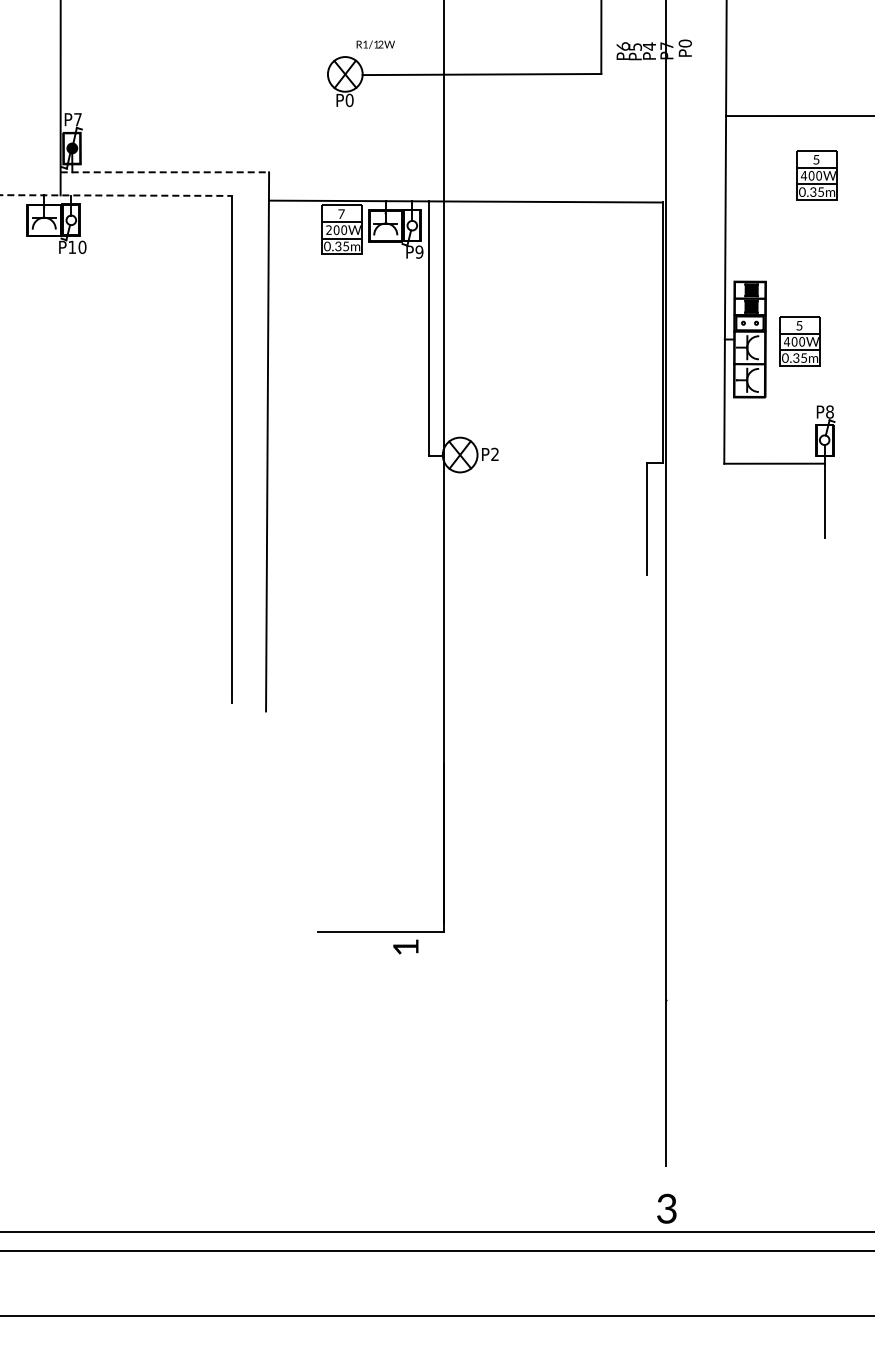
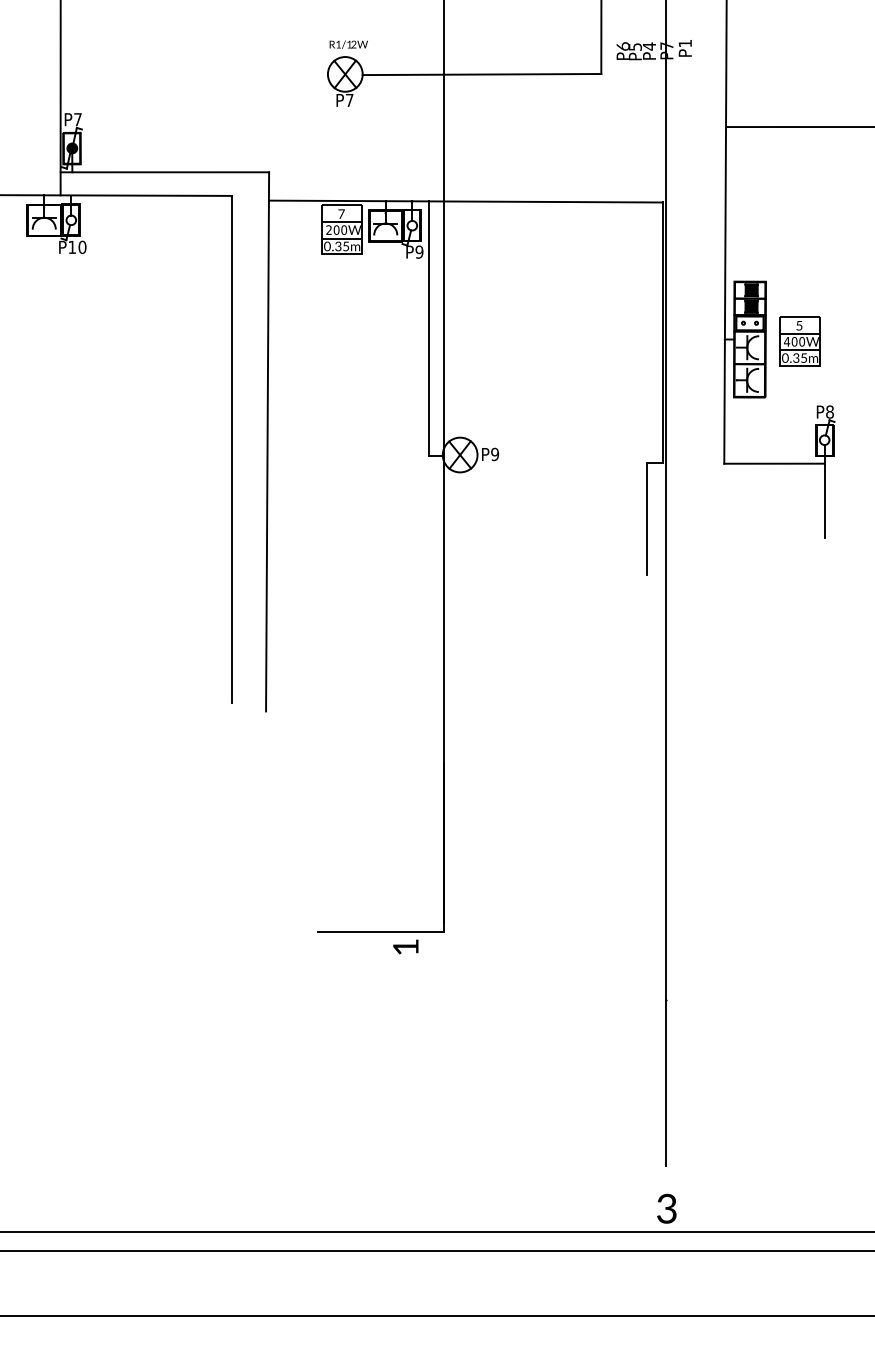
text: P0 -> P1 (684, 43)
text position: (375, 44) -> (348, 44) (348, 44)
text: P0 -> P7 (349, 100)
line position: (798, 116) -> (798, 127) (798, 127)
line: dashed -> solid (165, 172)
part: present -> none (816, 175)
line: dashed -> solid (115, 195)
text: P2 -> P9 (495, 454)
